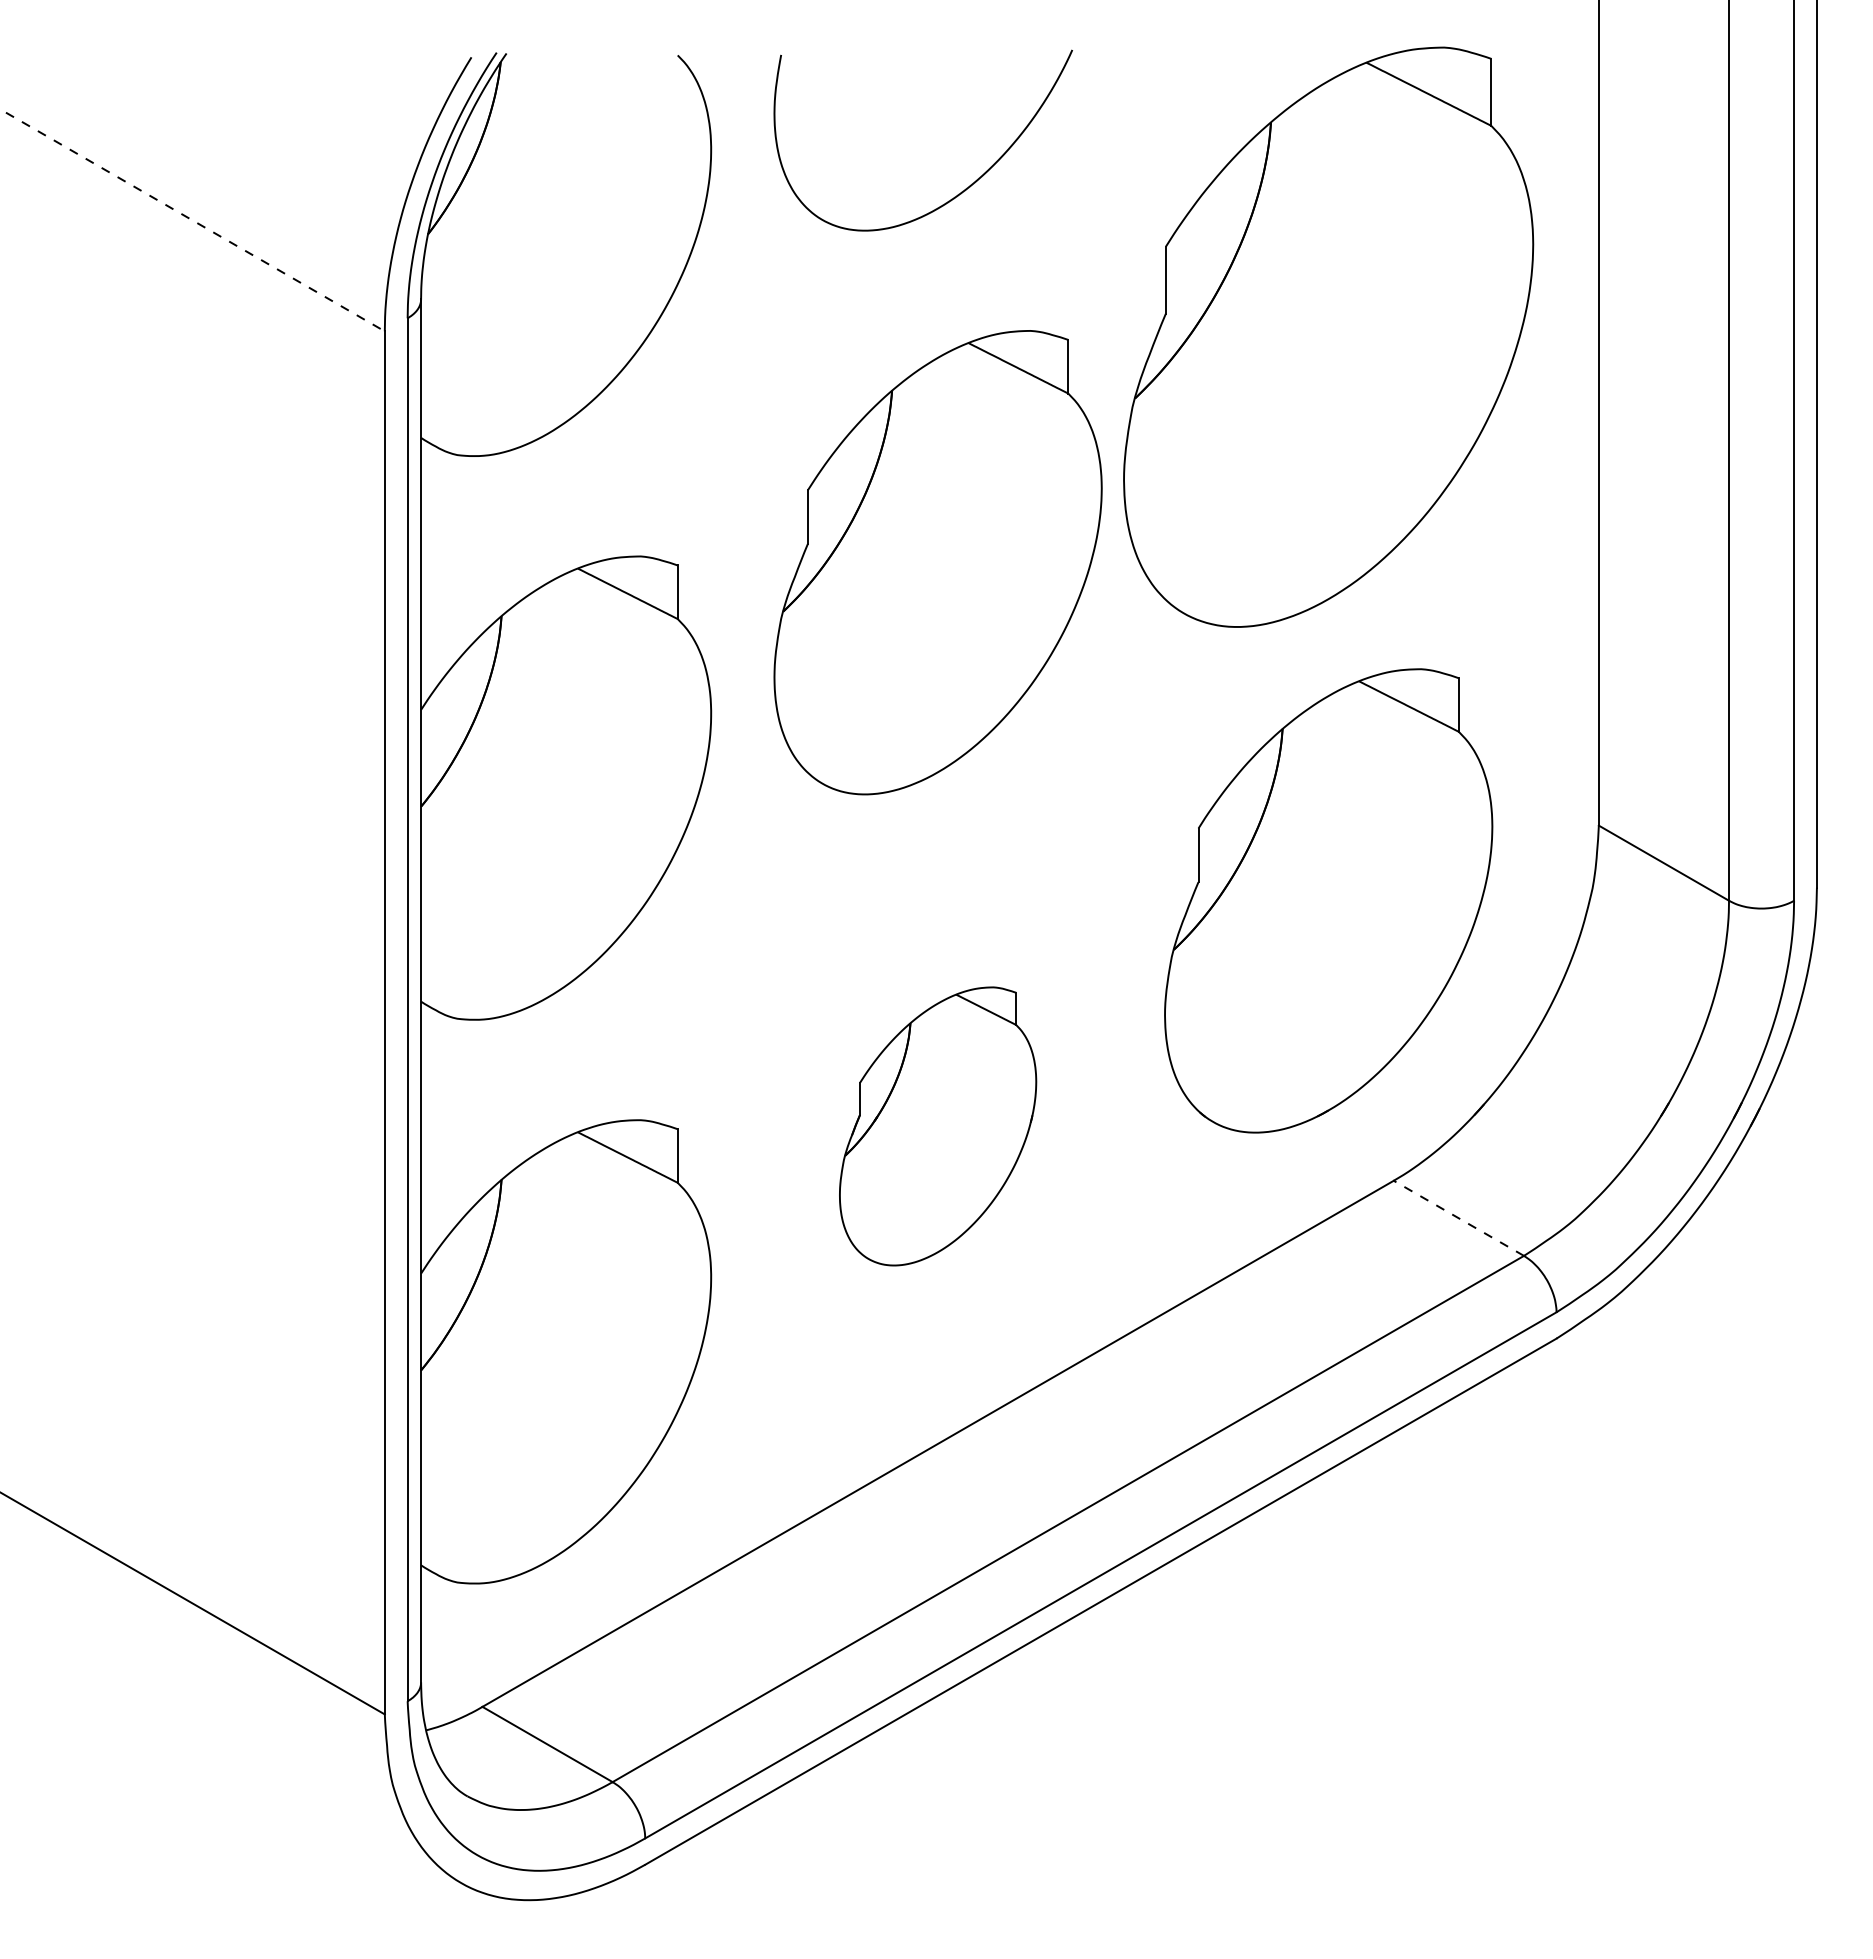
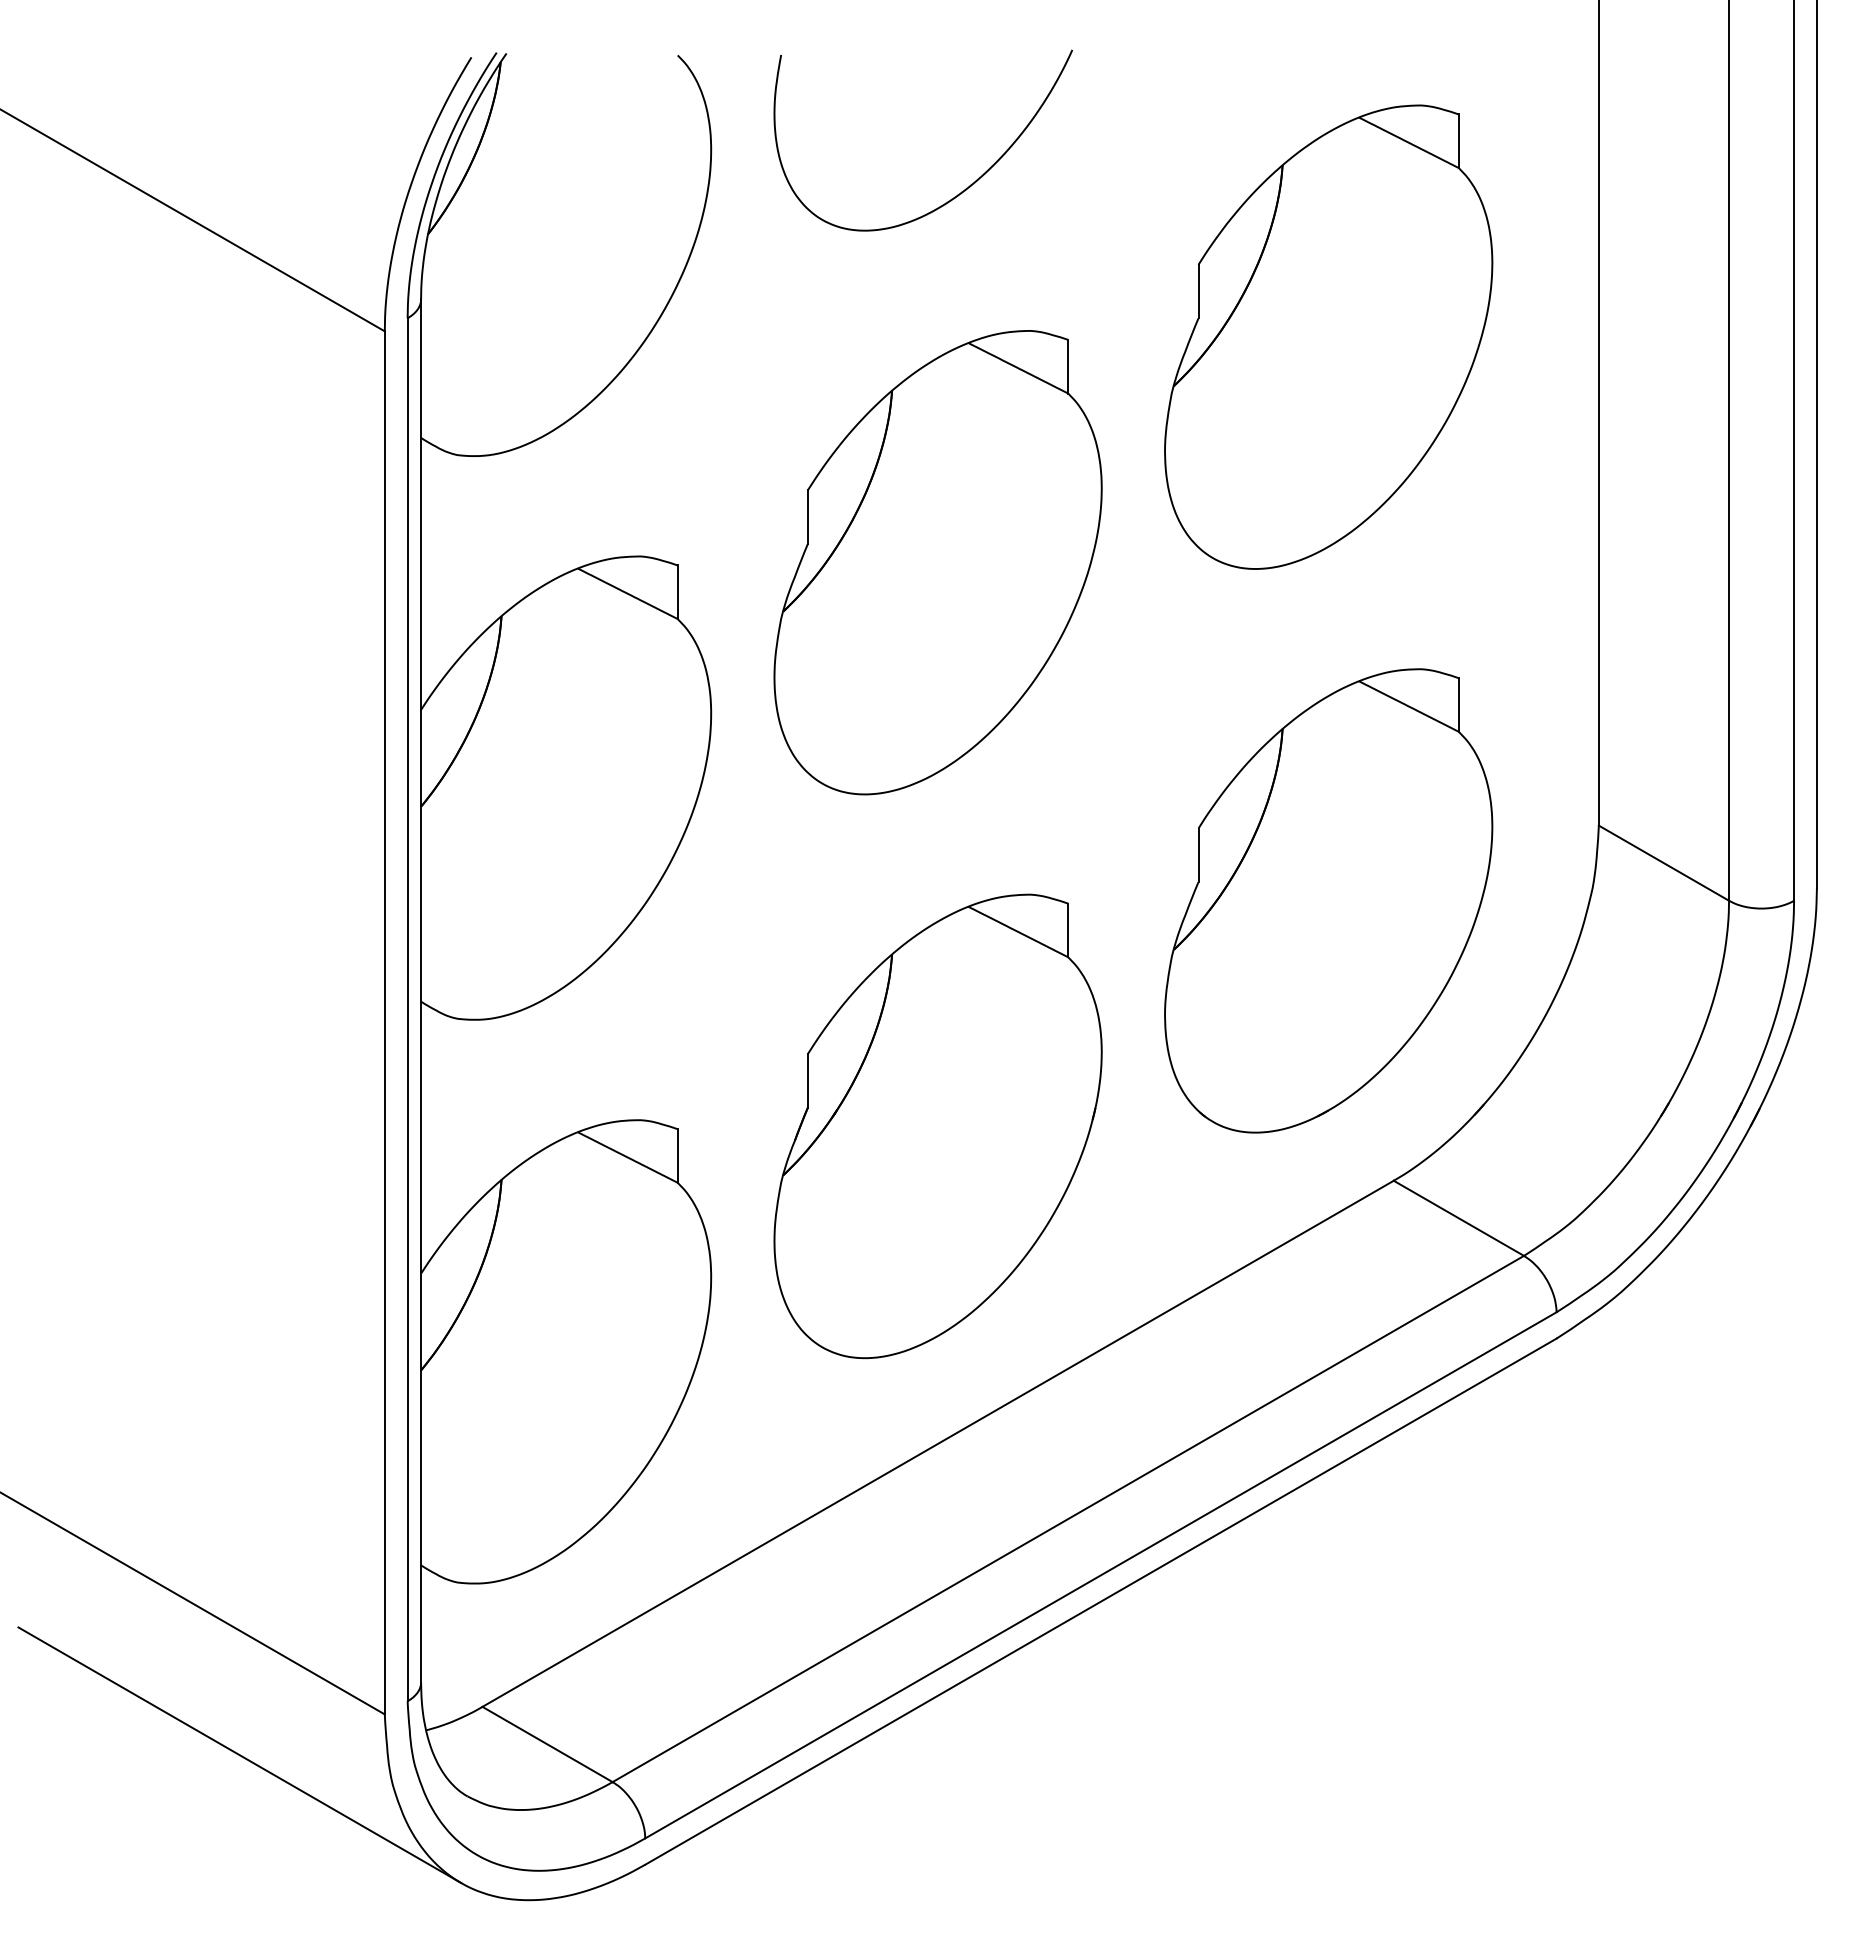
line: dashed -> solid (192, 220)
part size: 412x582 px -> 330x466 px (1328, 336)
part size: 199x281 px -> 330x467 px (937, 1126)
line: dashed -> solid (1458, 1218)
line: none -> present (239, 1754)
